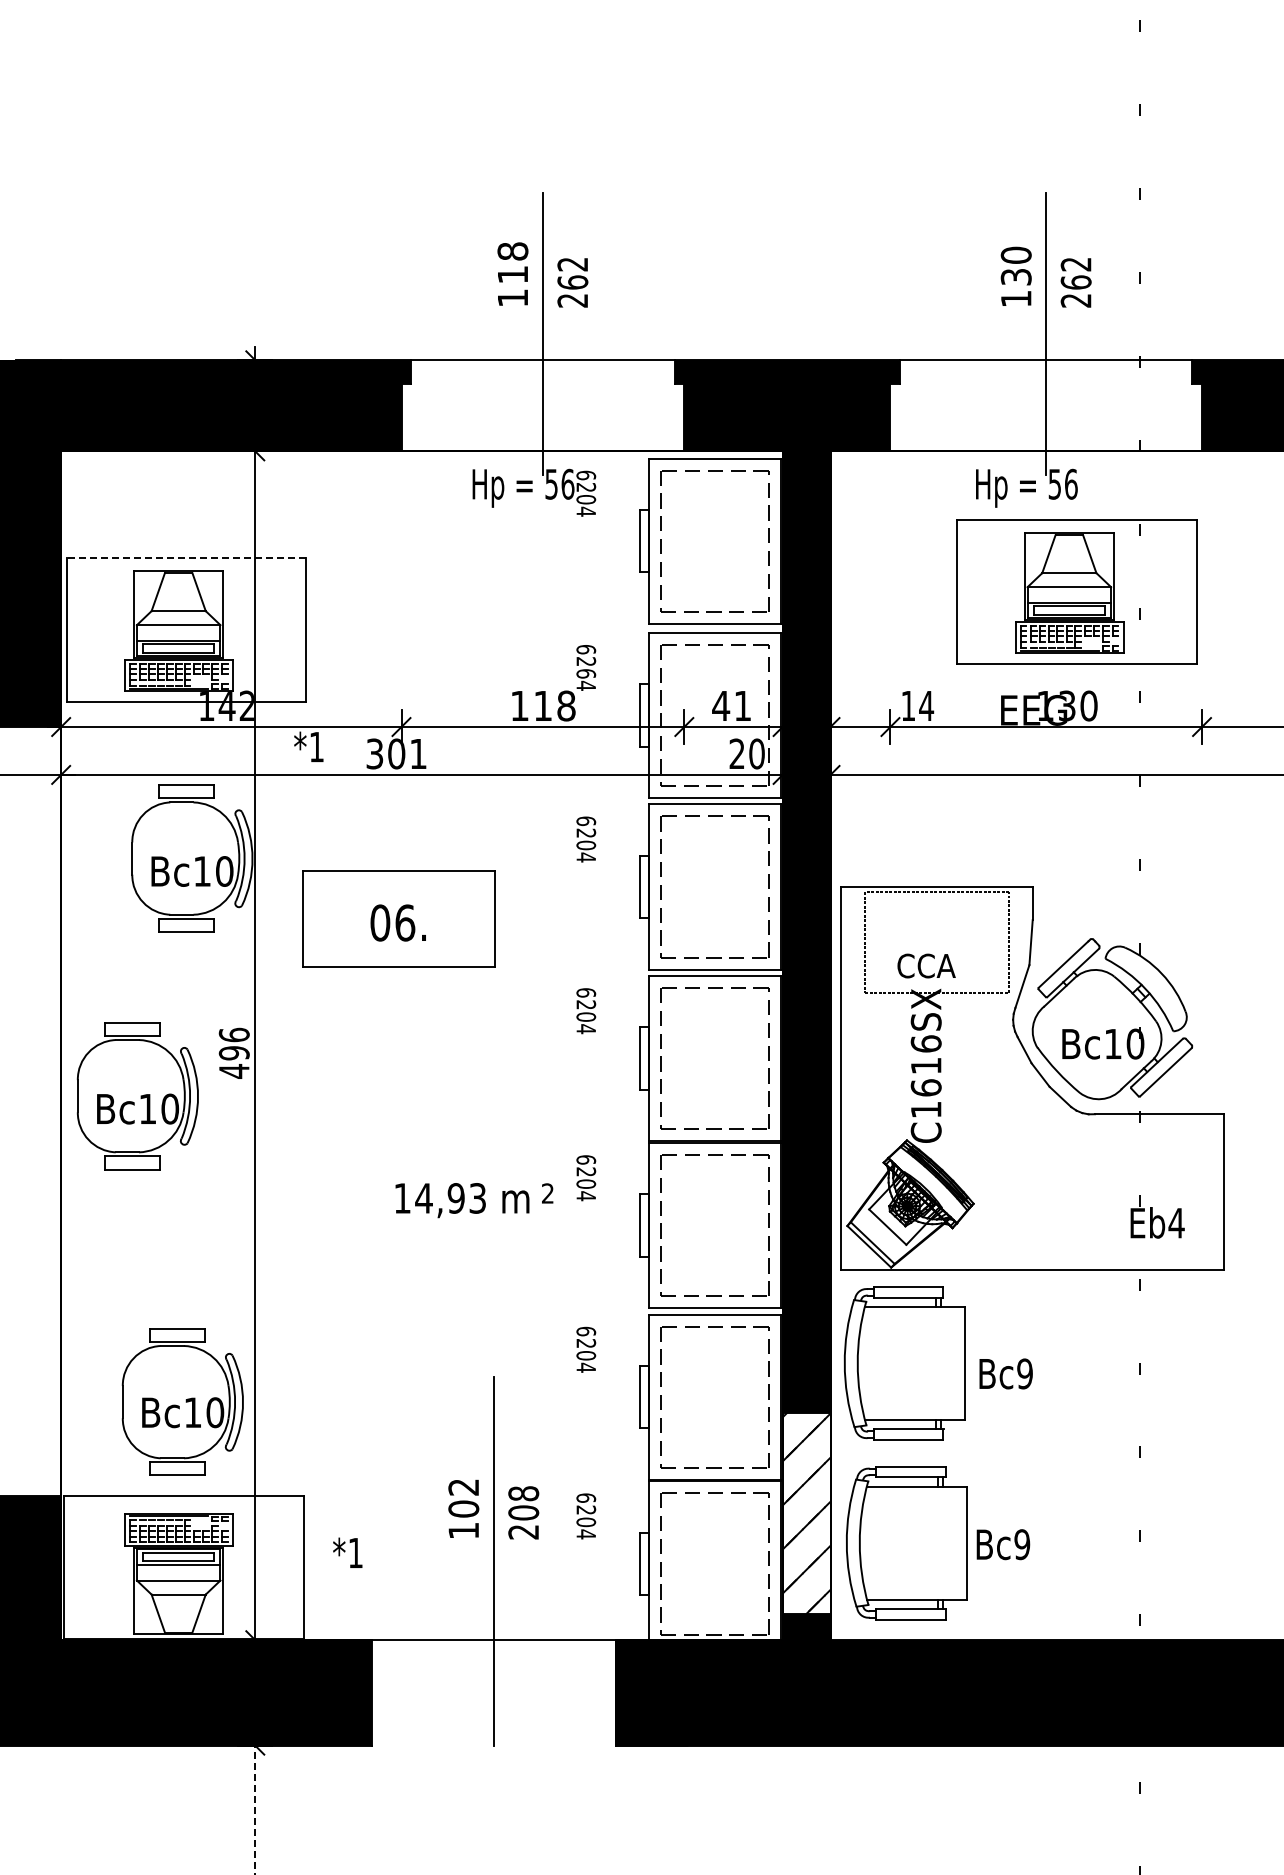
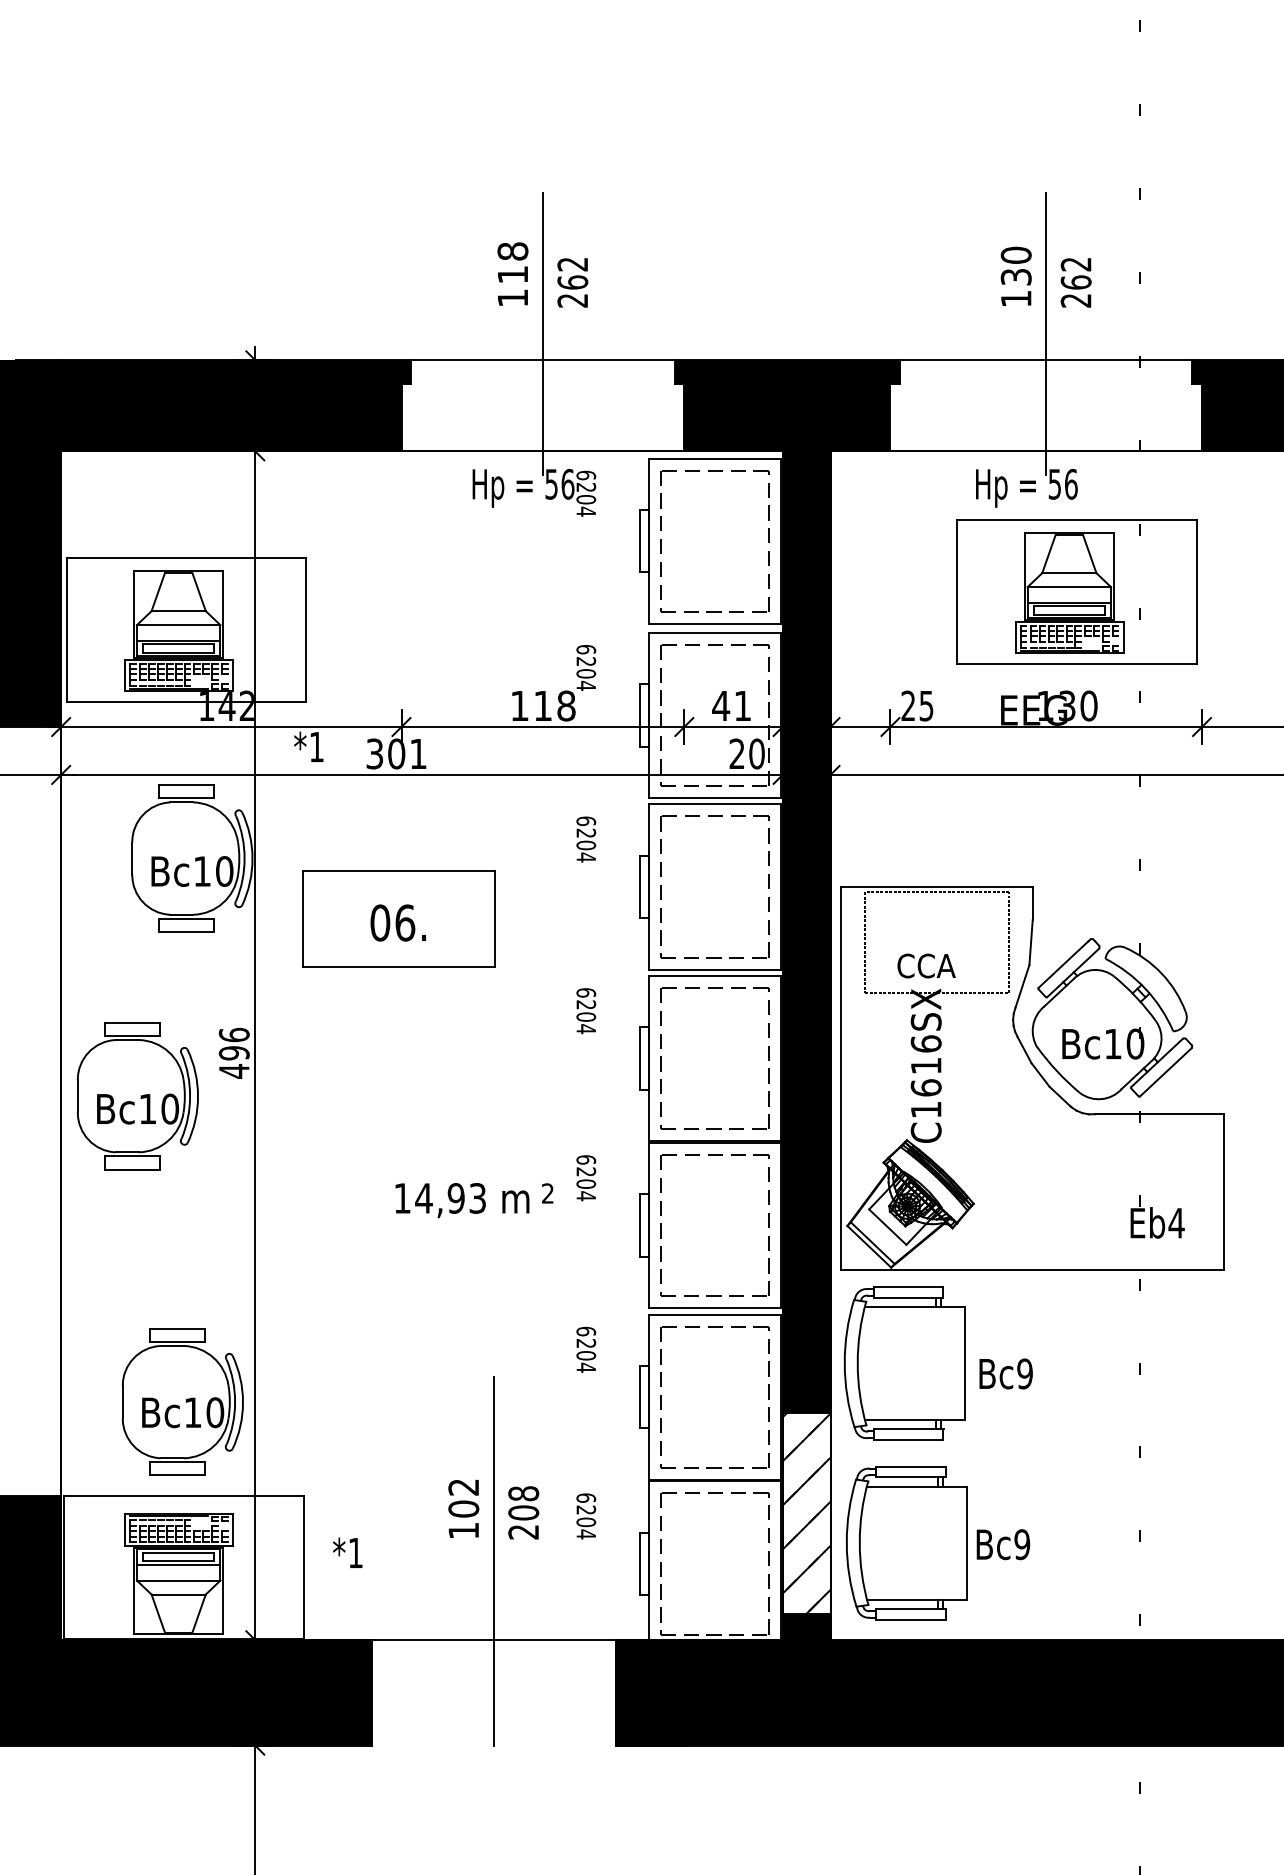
line: dashed -> solid (186, 558)
text: 6264 -> 6204 (586, 673)
text: 14 -> 25 (917, 705)
line: dashed -> solid (255, 1809)
